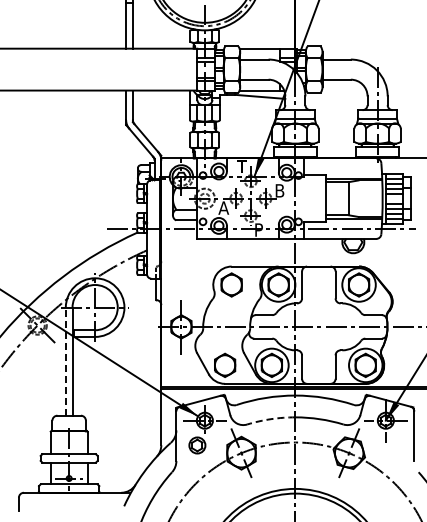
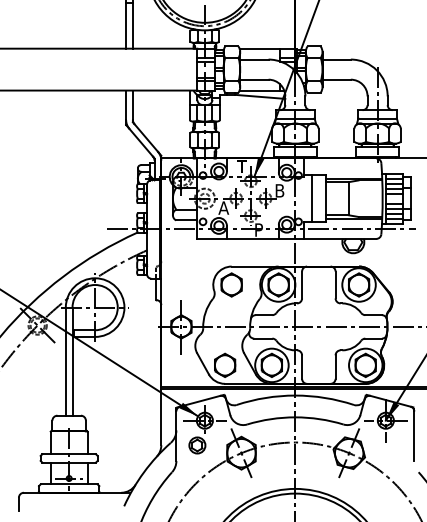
line: none -> present (312, 198)
line: dashed -> solid (65, 361)
arc: dashed -> solid (271, 419)
